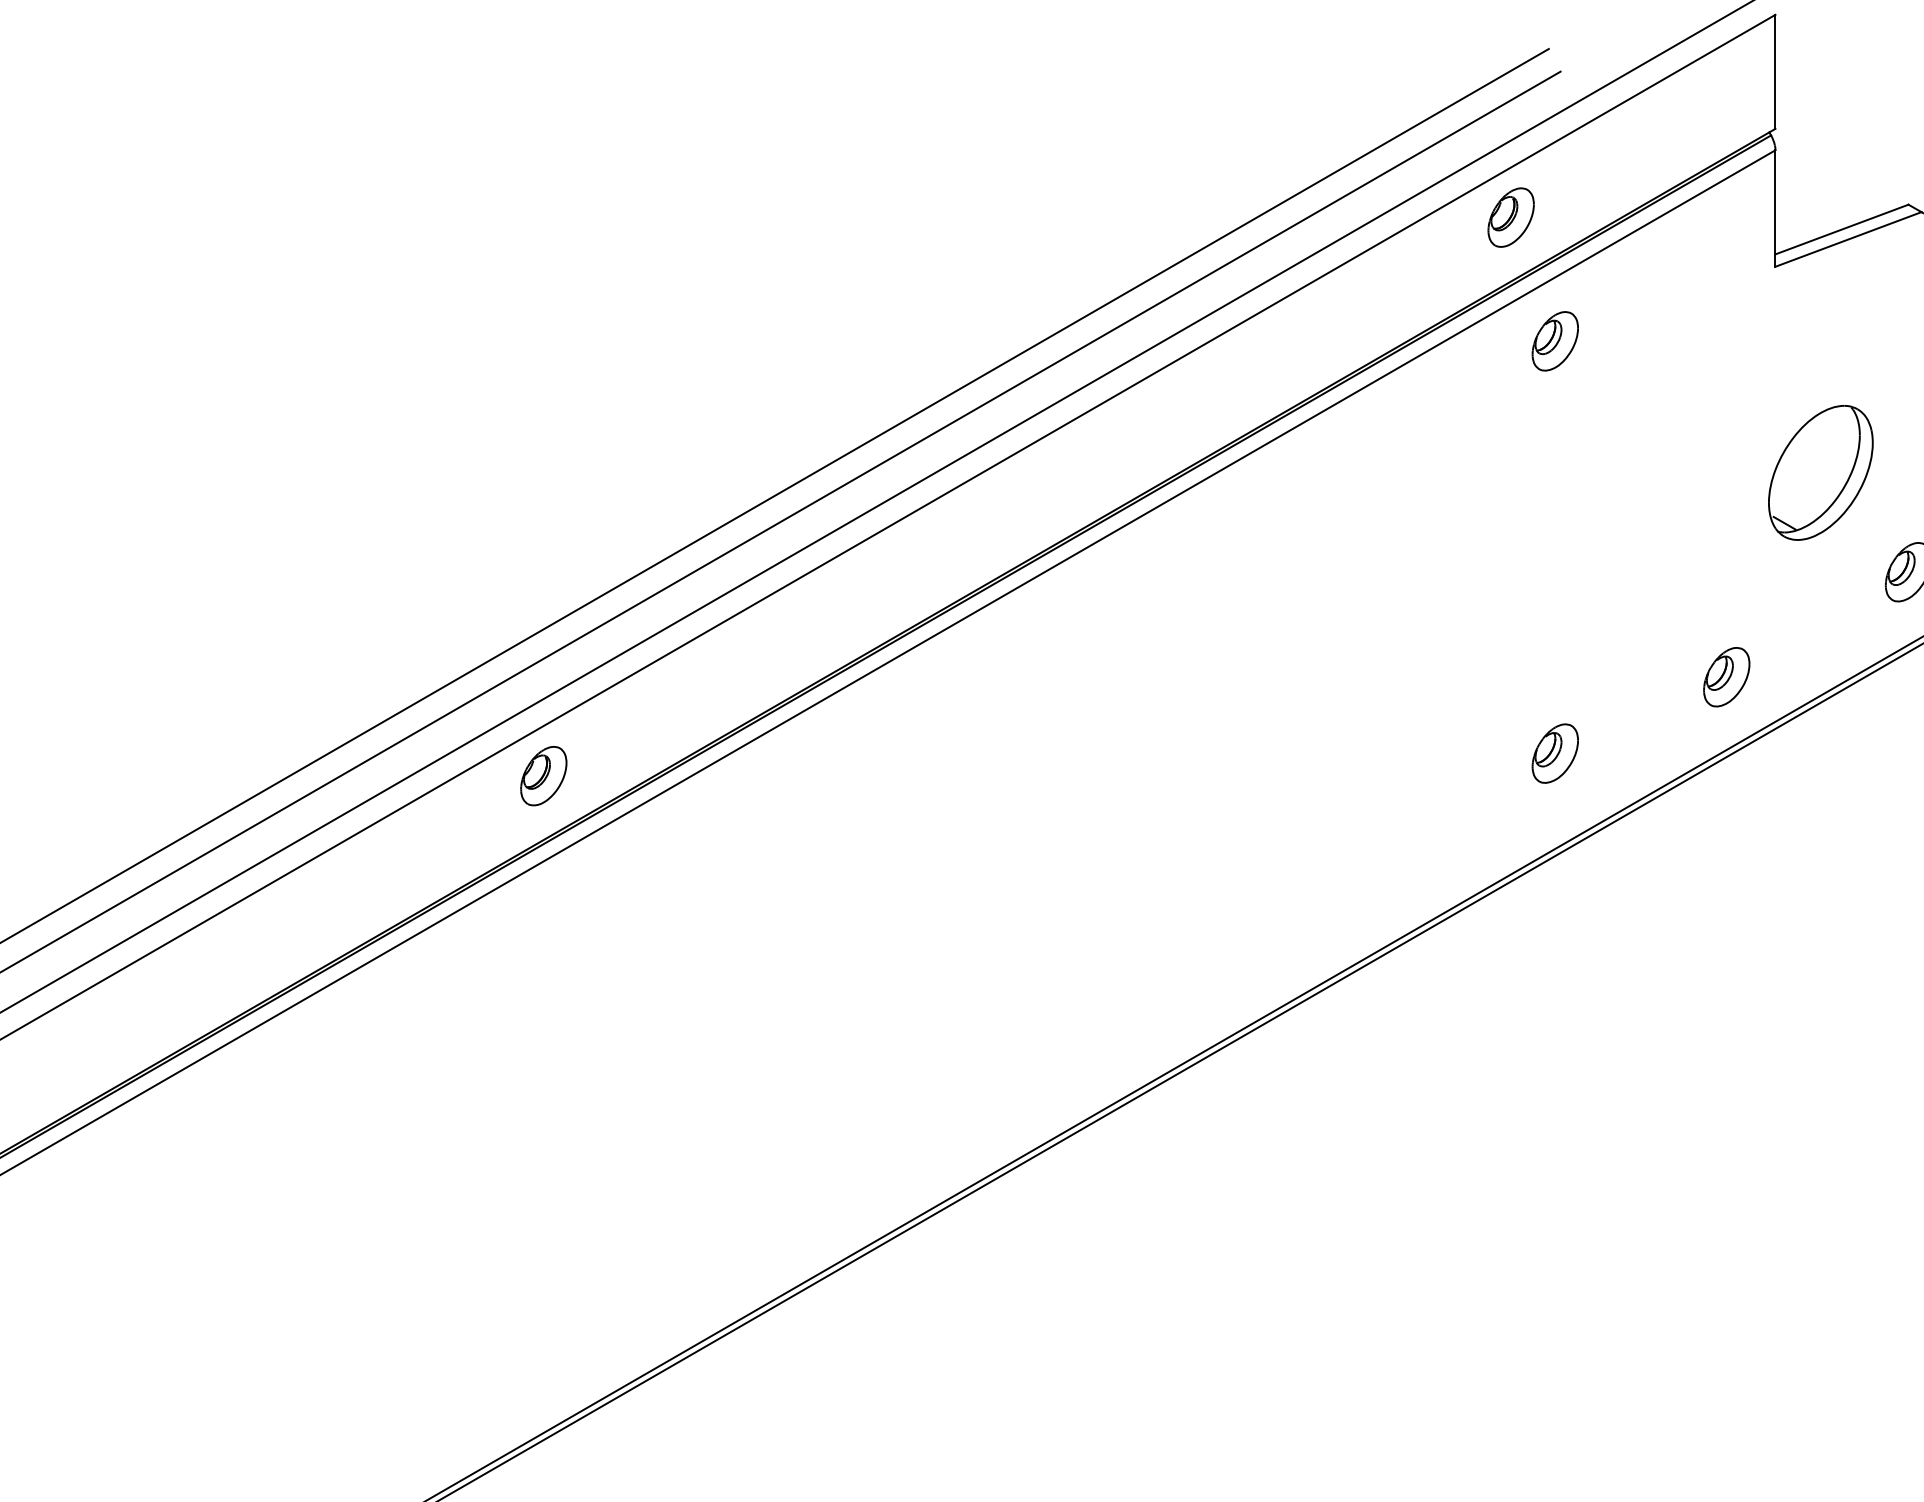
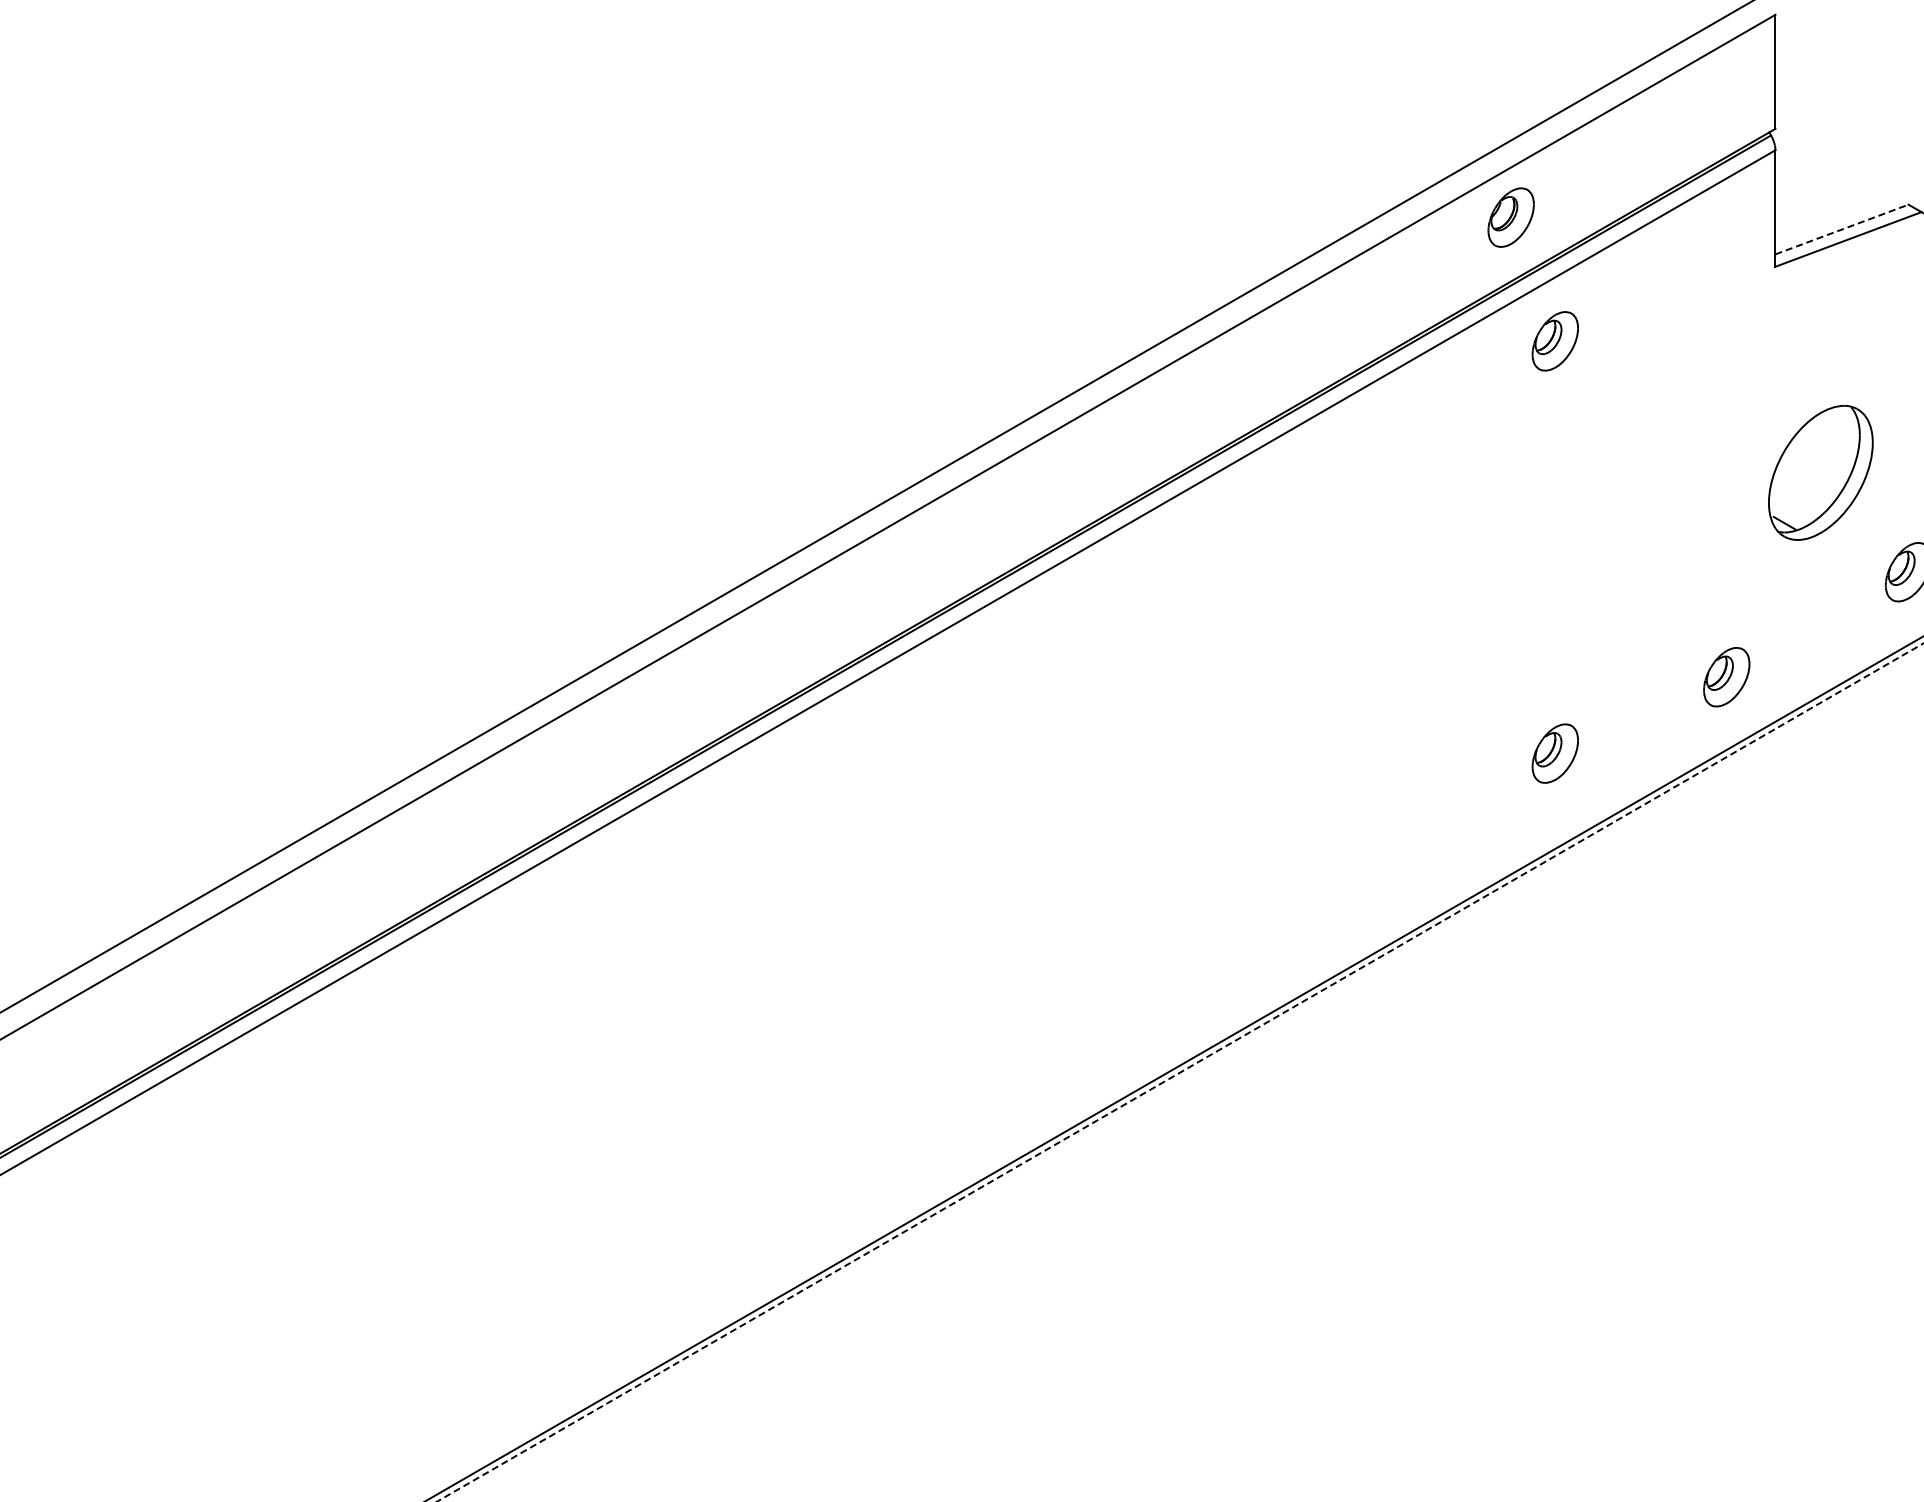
line: solid -> dashed (1842, 229)
line: present -> none (775, 494)
line: present -> none (781, 521)
part: present -> none (543, 776)
line: solid -> dashed (1179, 1072)
